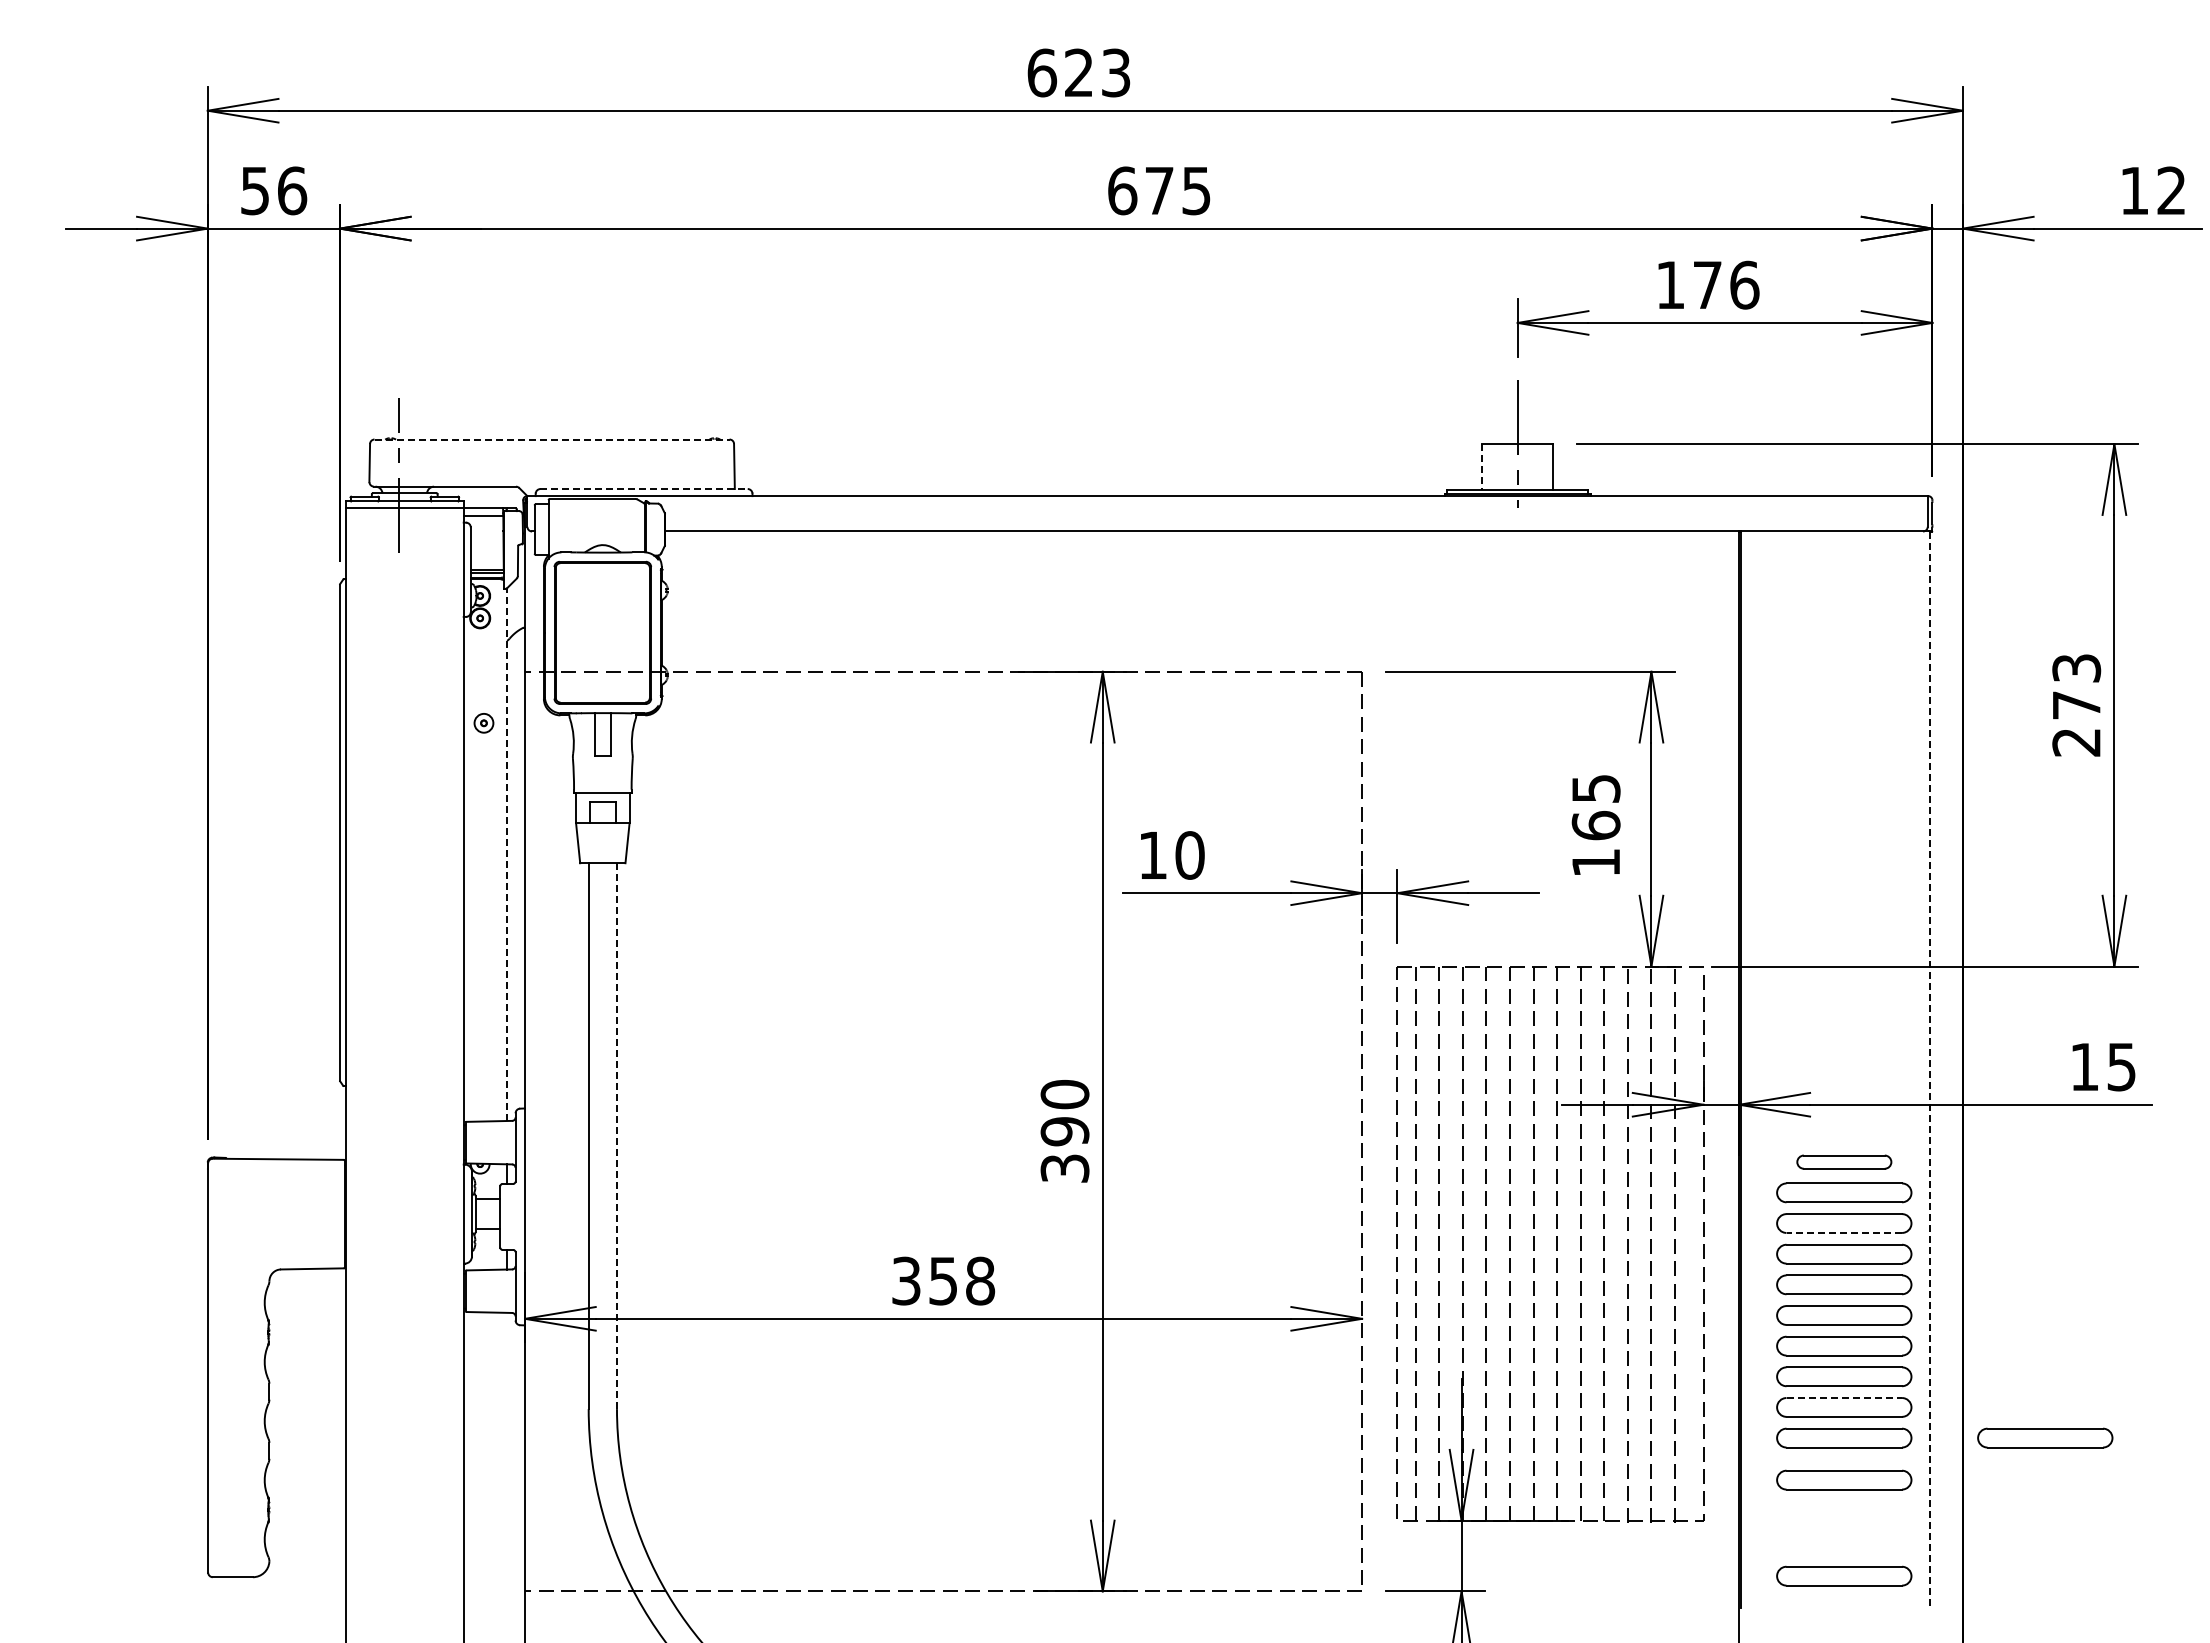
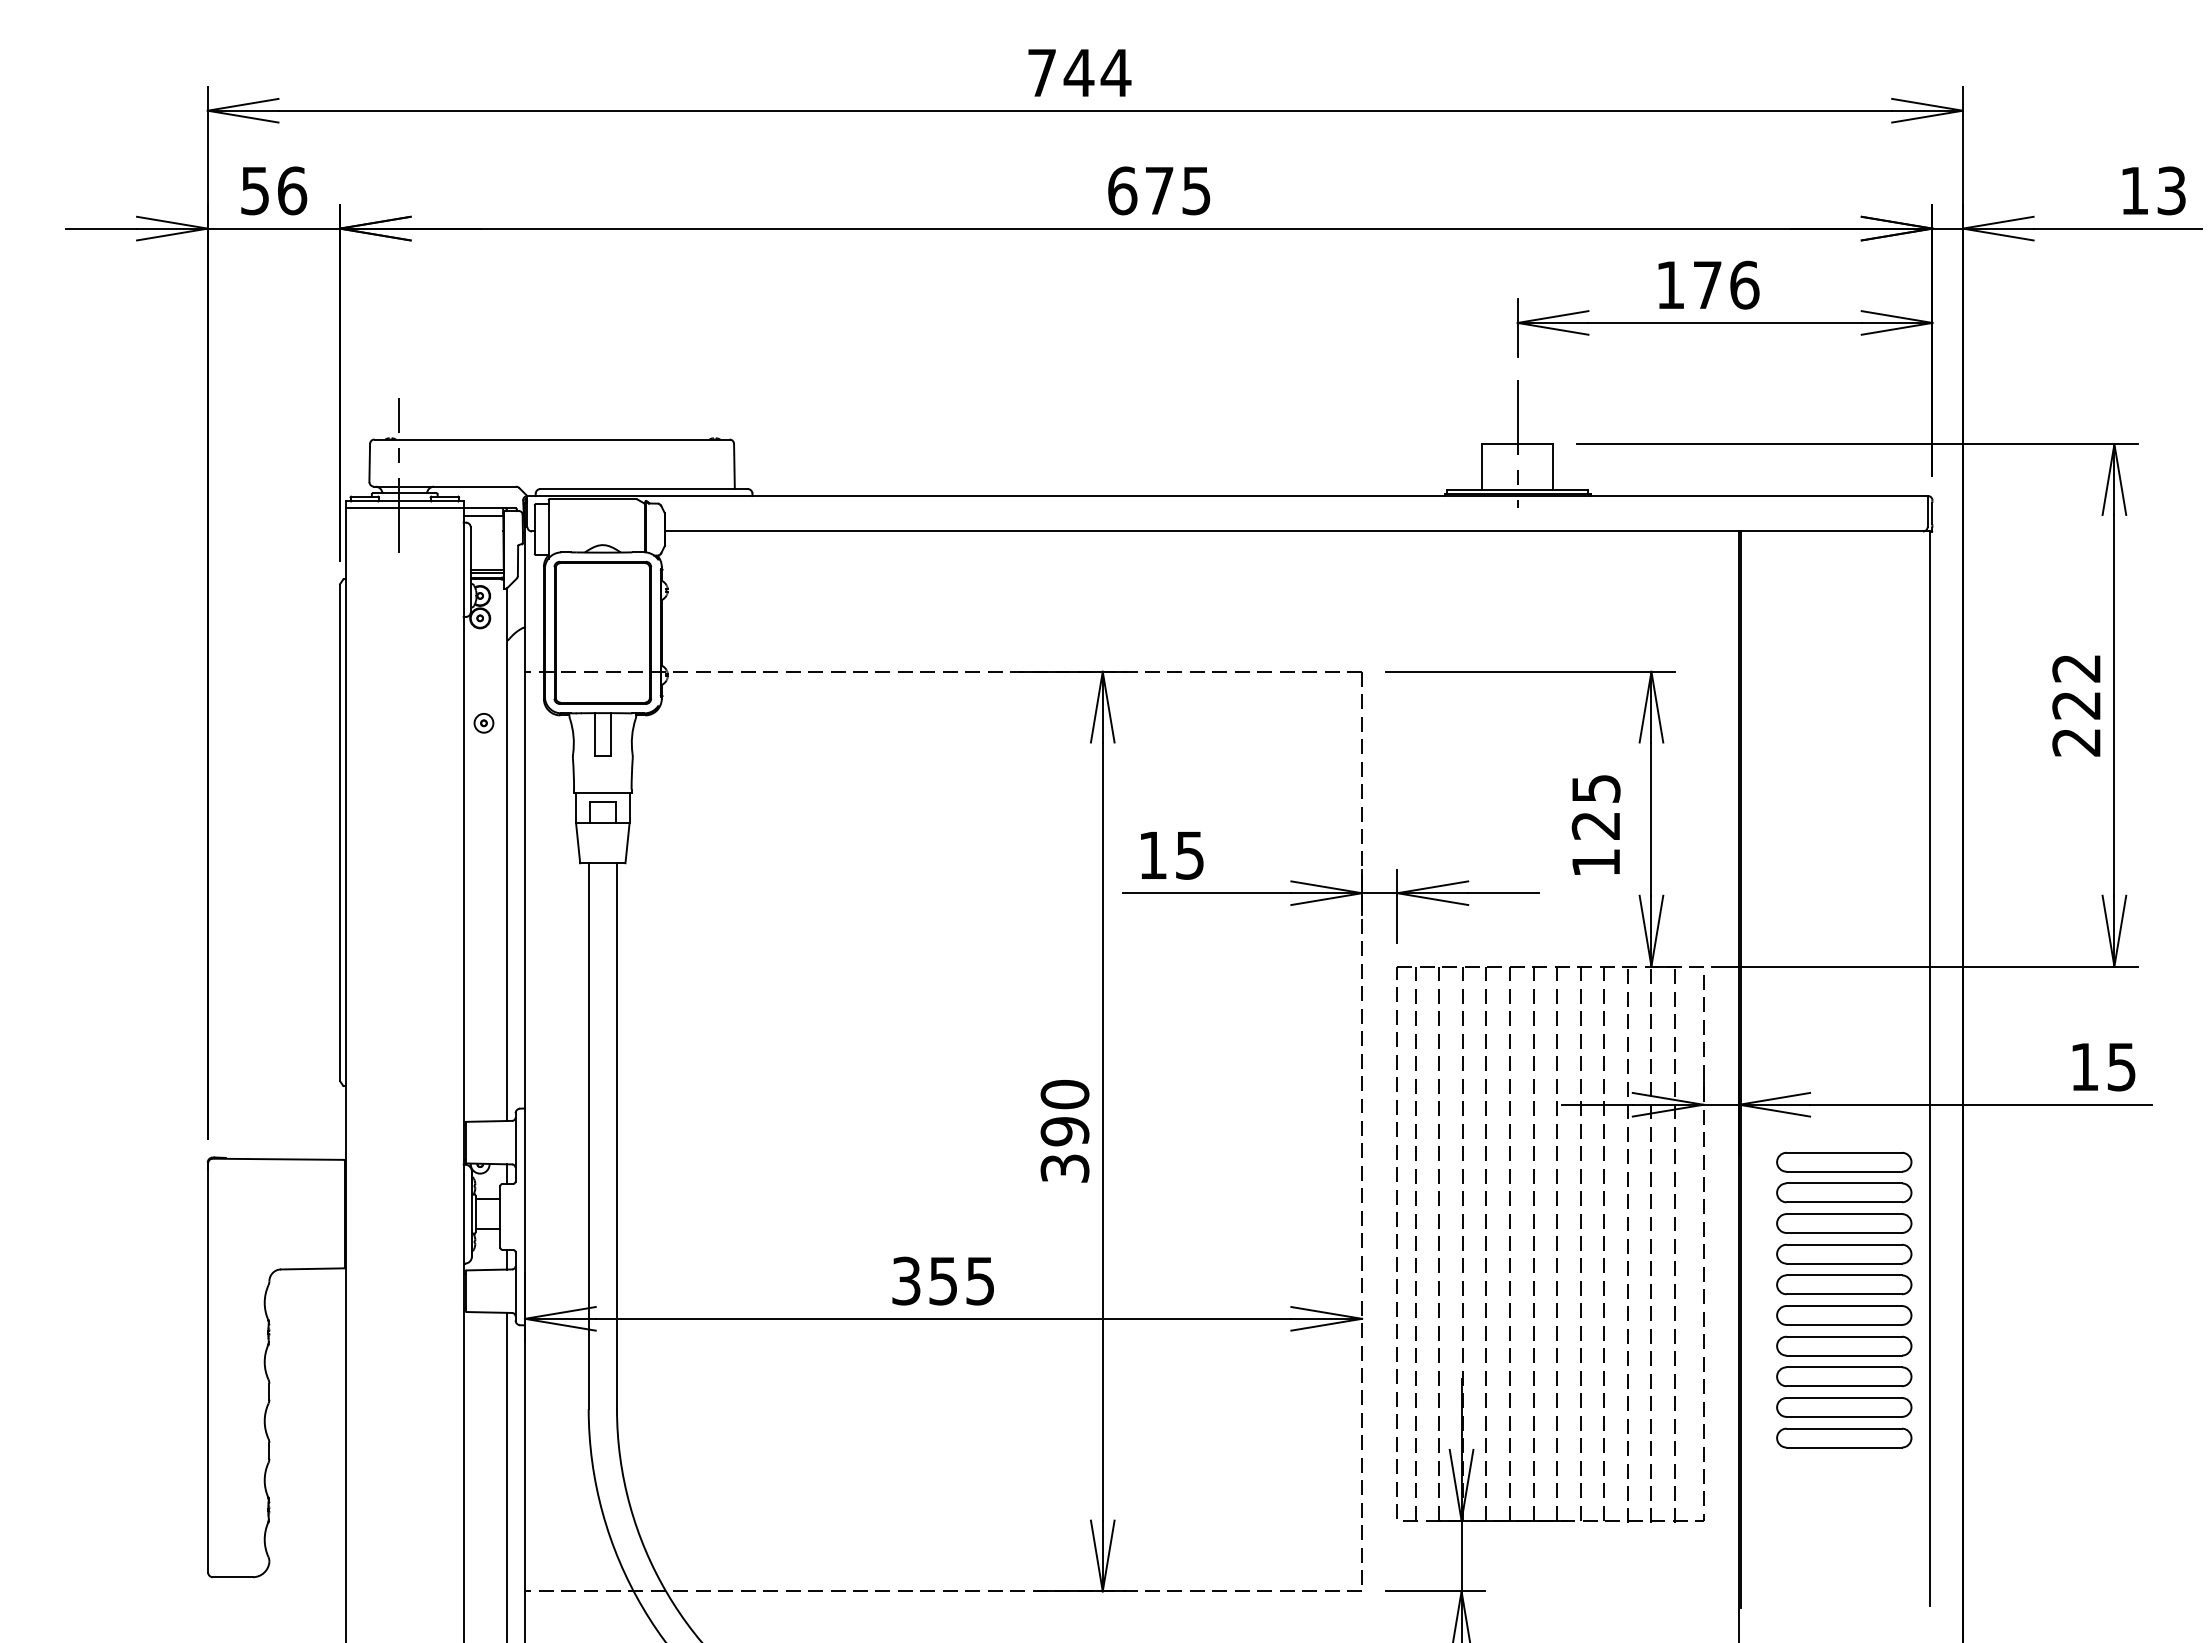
text: 623 -> 744 (1079, 72)
text: 12 -> 13 (2171, 190)
line: dashed -> solid (552, 439)
line: dashed -> solid (1482, 467)
line: dashed -> solid (644, 489)
text: 273 -> 222 (2076, 686)
text: 165 -> 125 (1595, 825)
line: dashed -> solid (507, 854)
text: 10 -> 15 (1189, 855)
line: dashed -> solid (1930, 1068)
line: dashed -> solid (616, 1136)
part size: 97x16 px -> 137x22 px (1844, 1161)
line: dashed -> solid (1844, 1232)
text: 358 -> 355 (980, 1280)
line: dashed -> solid (1844, 1398)
part: present -> none (2045, 1437)
line: none -> present (507, 1475)
part: present -> none (1844, 1479)
part: present -> none (1844, 1575)
